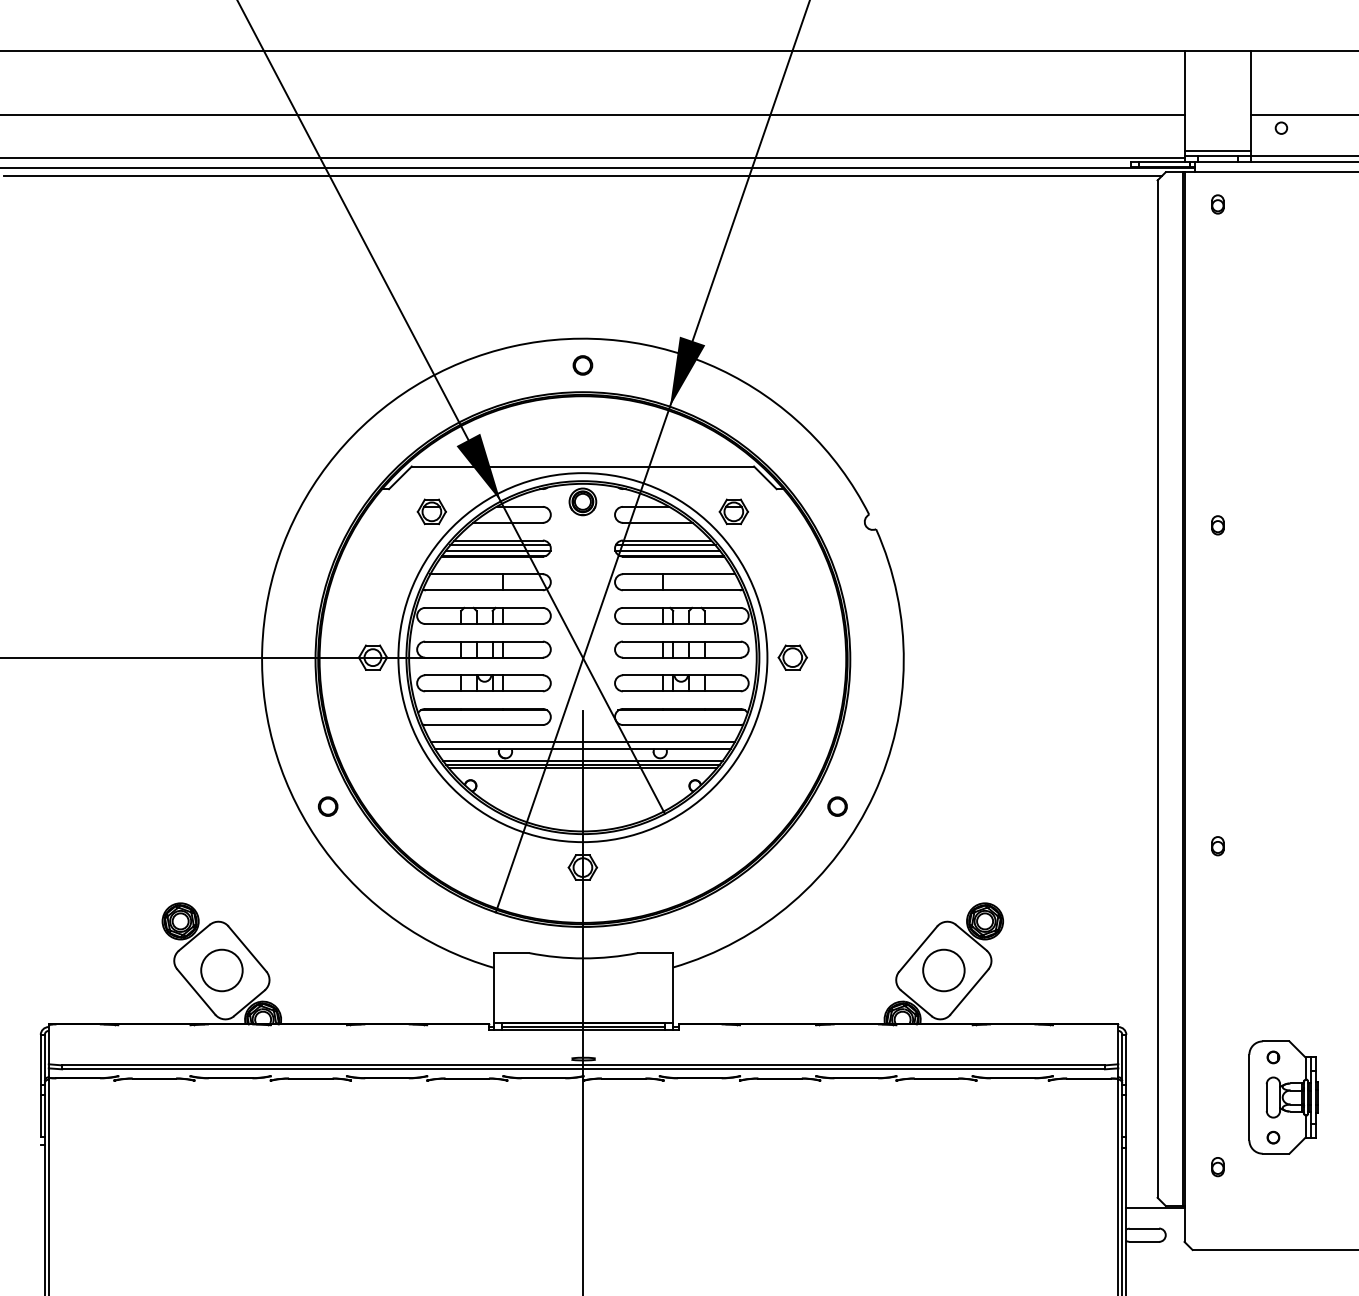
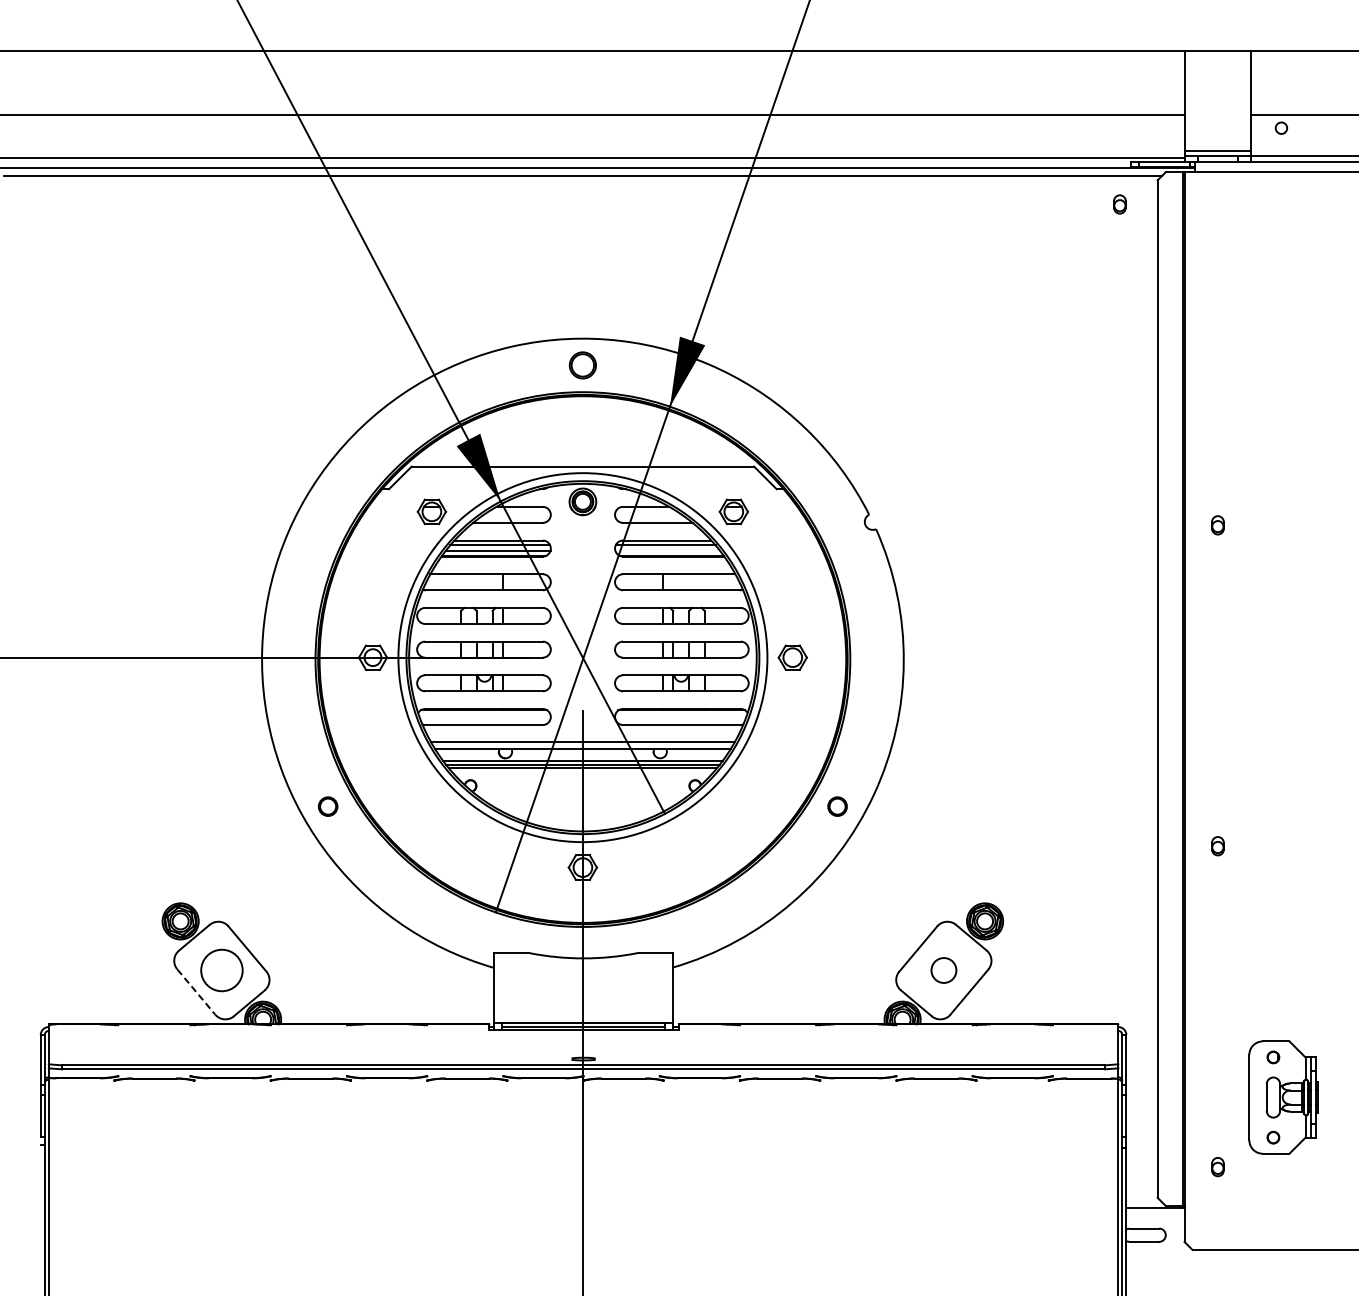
part position: (1217, 204) -> (1119, 204) (1119, 204)
part size: 22x21 px -> 29x29 px (582, 365)
line: present -> none (667, 550)
circle size: 44x45 px -> 28x27 px (943, 970)
line: solid -> dashed (196, 992)
